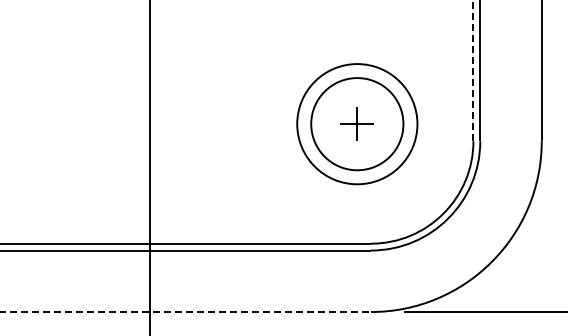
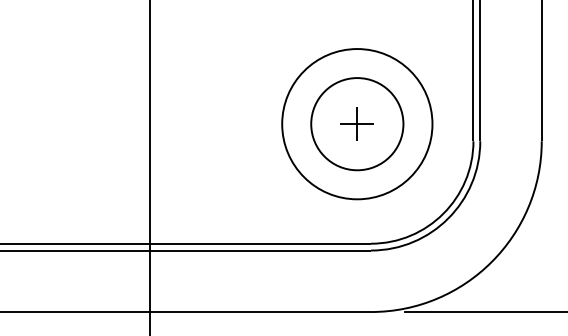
line: dashed -> solid (473, 70)
circle diameter: 120 px -> 150 px (357, 124)
line: dashed -> solid (186, 312)
